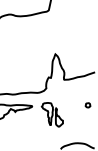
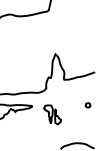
part size: 24x26 px -> 19x22 px (52, 114)
